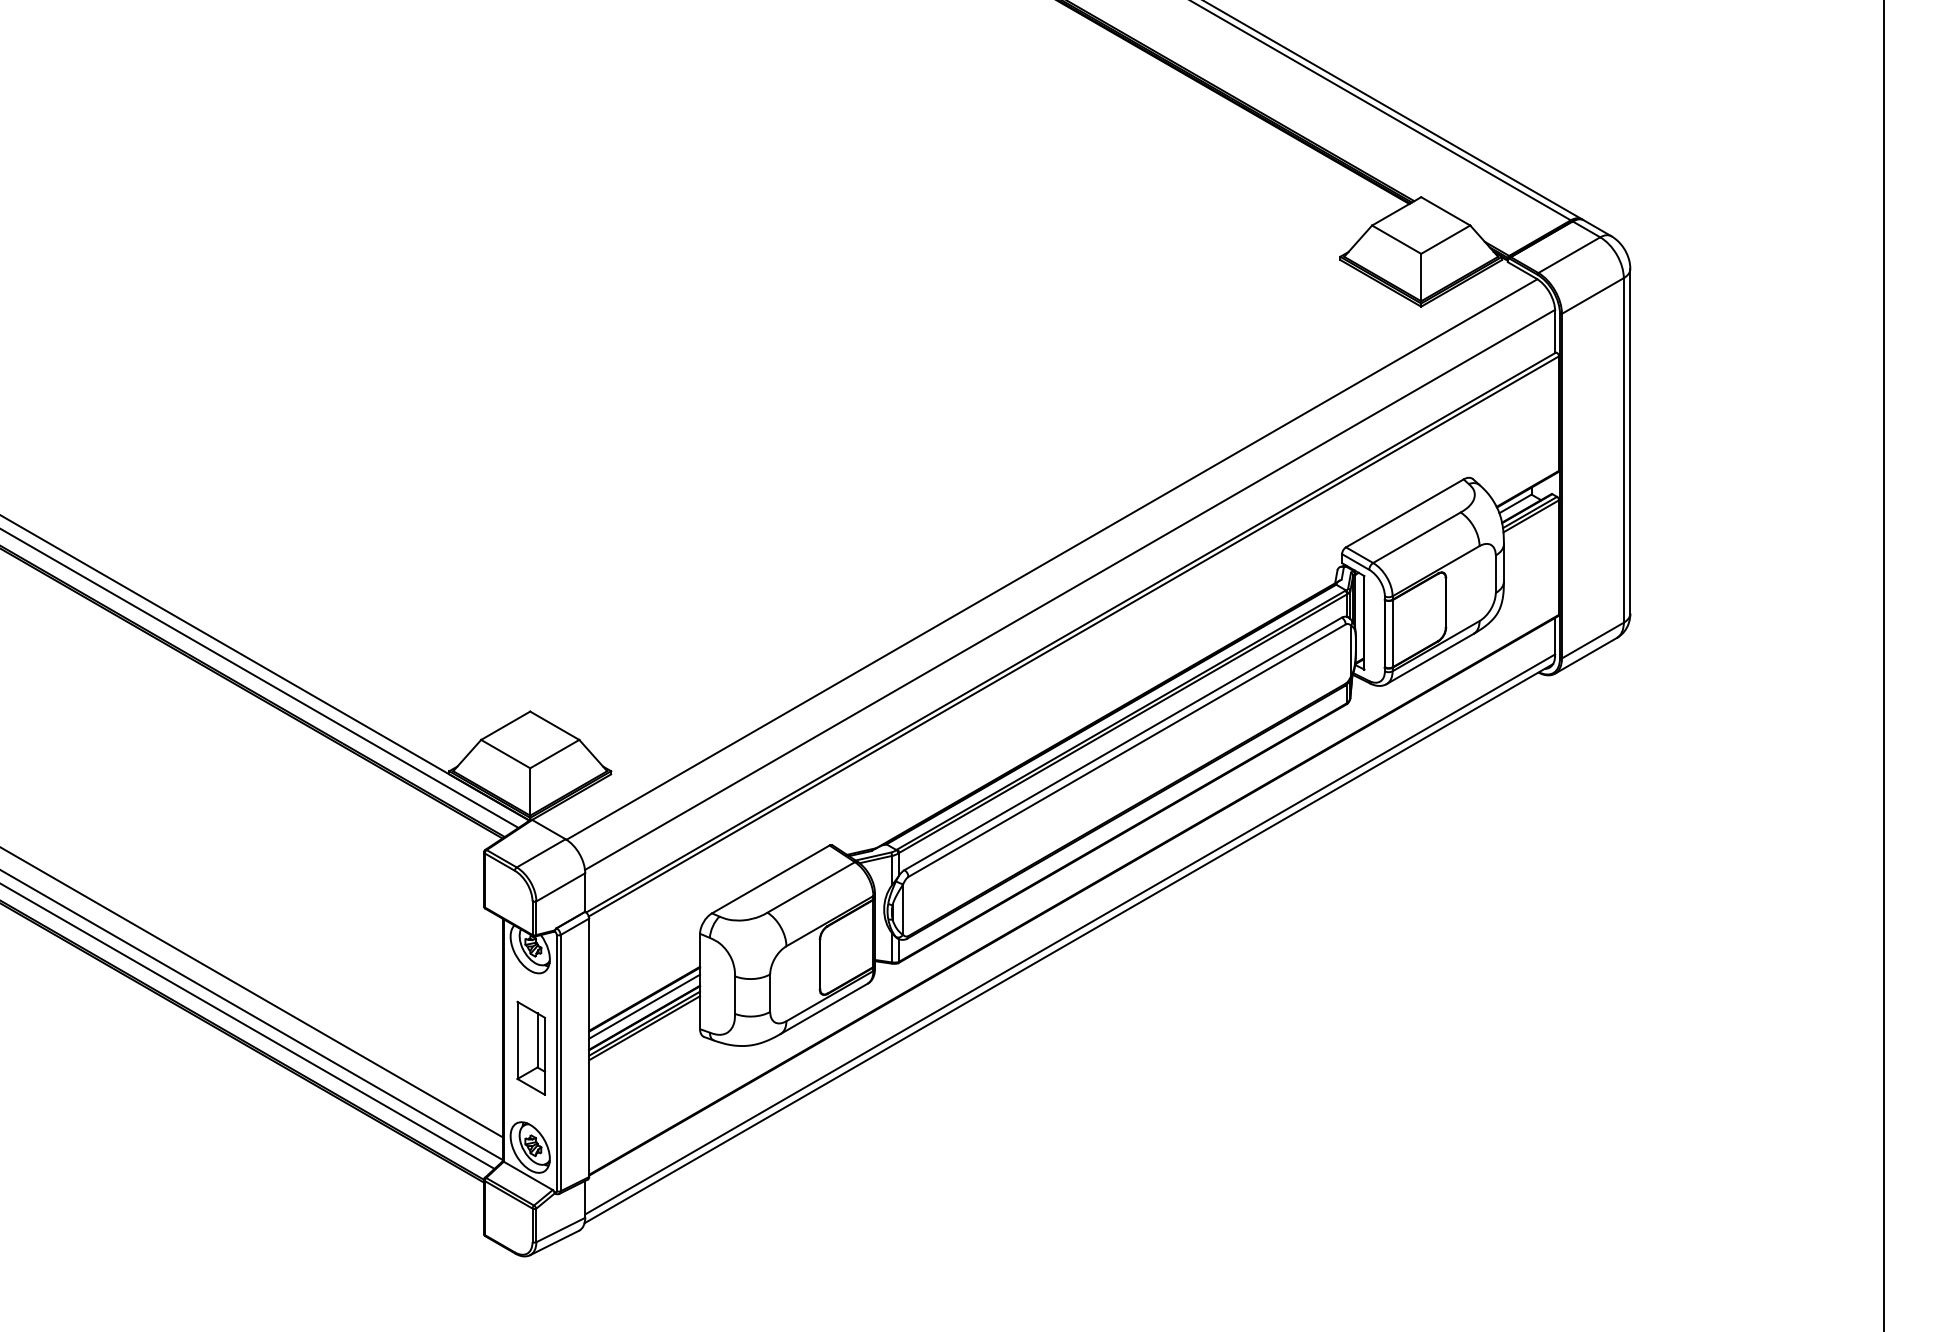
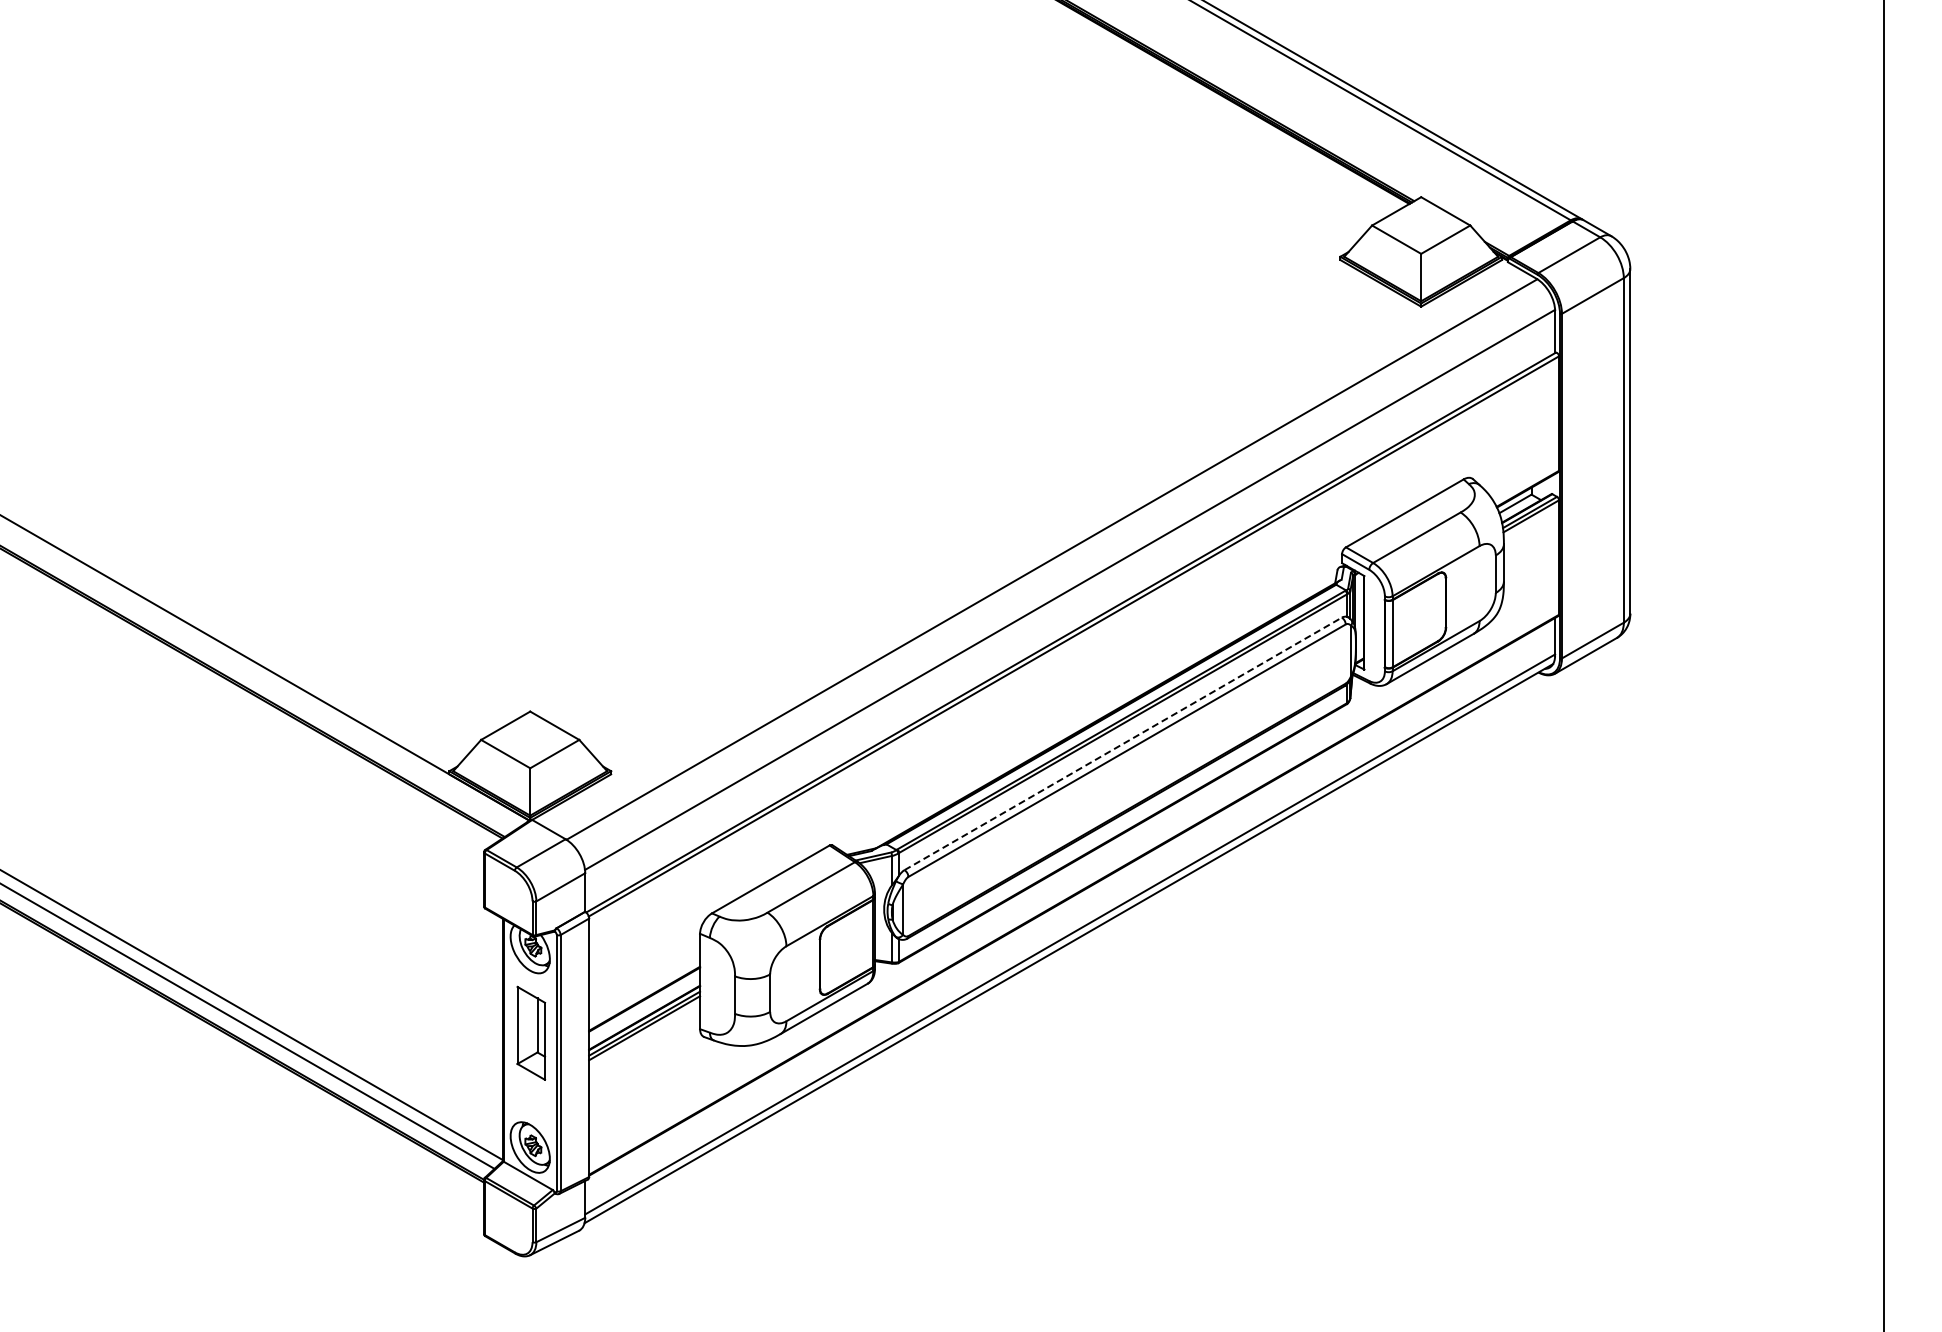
line: present -> none (260, 678)
line: solid -> dashed (1123, 743)
line: present -> none (252, 992)
line: present -> none (644, 1006)
part position: (531, 1047) -> (531, 1032) (531, 1032)
